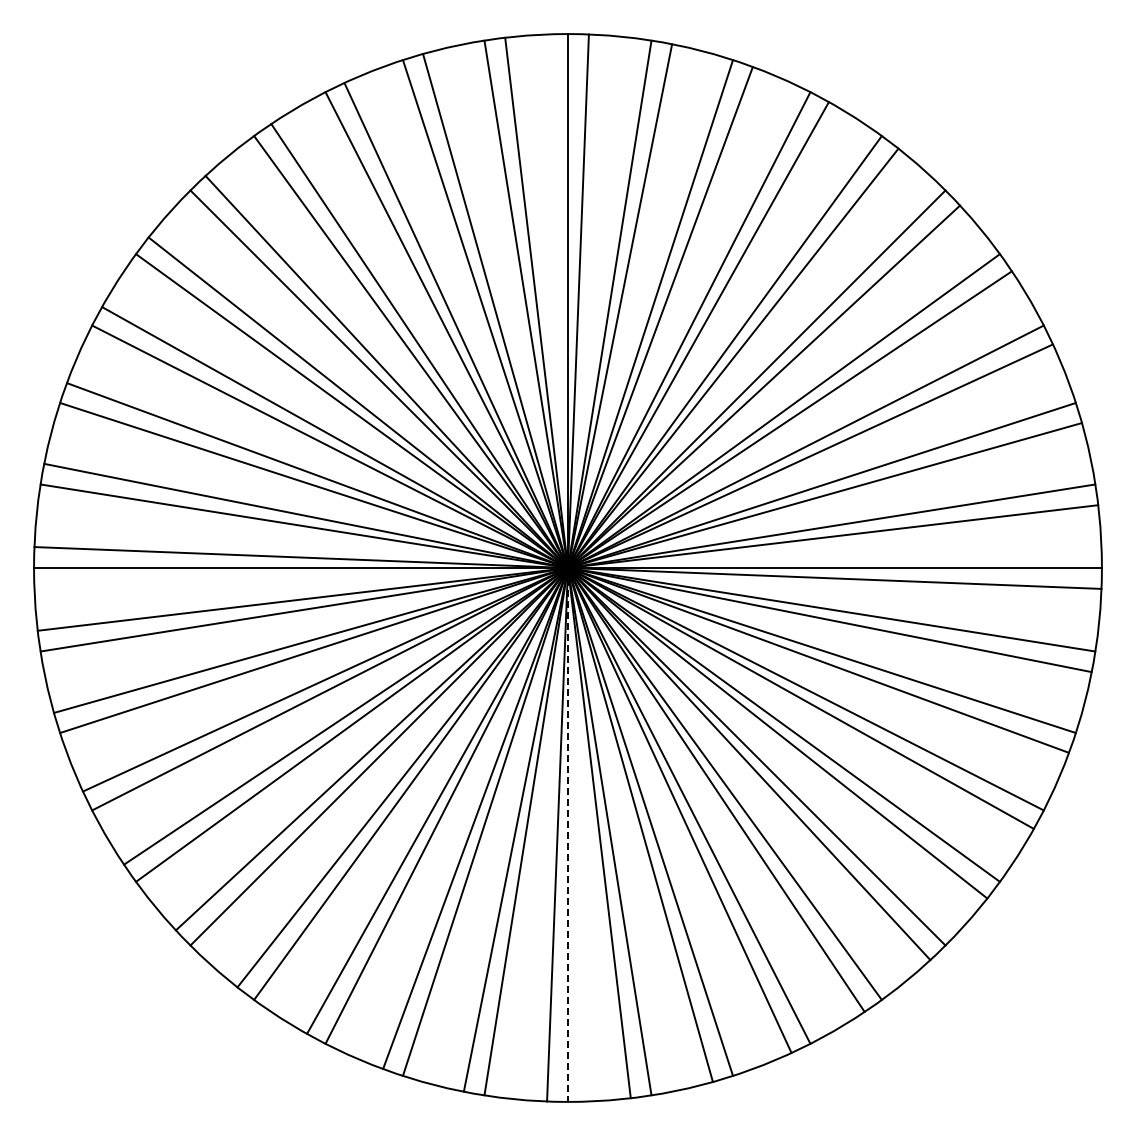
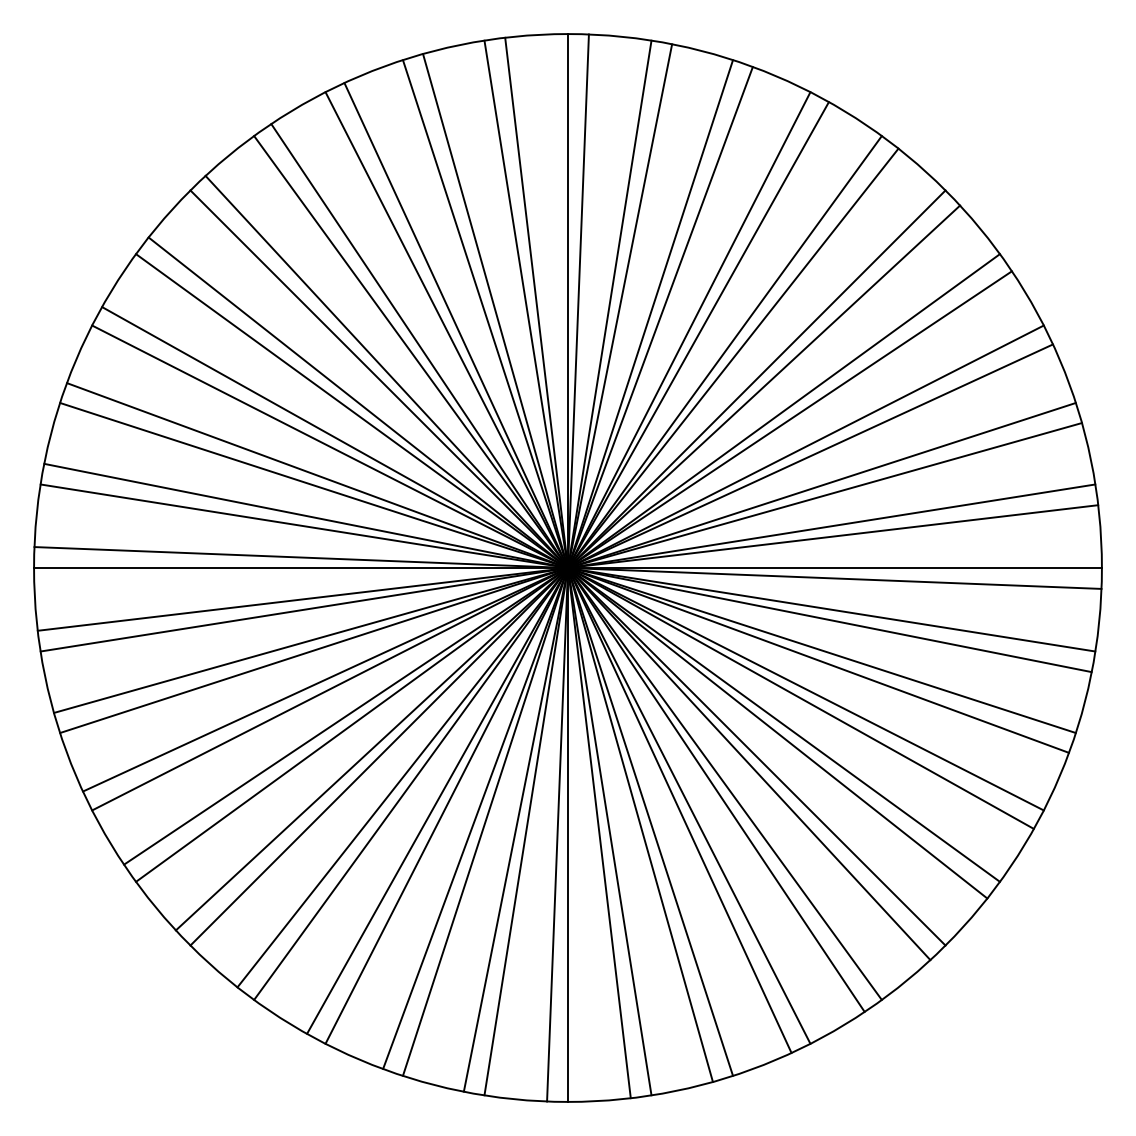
line: dashed -> solid (568, 834)
